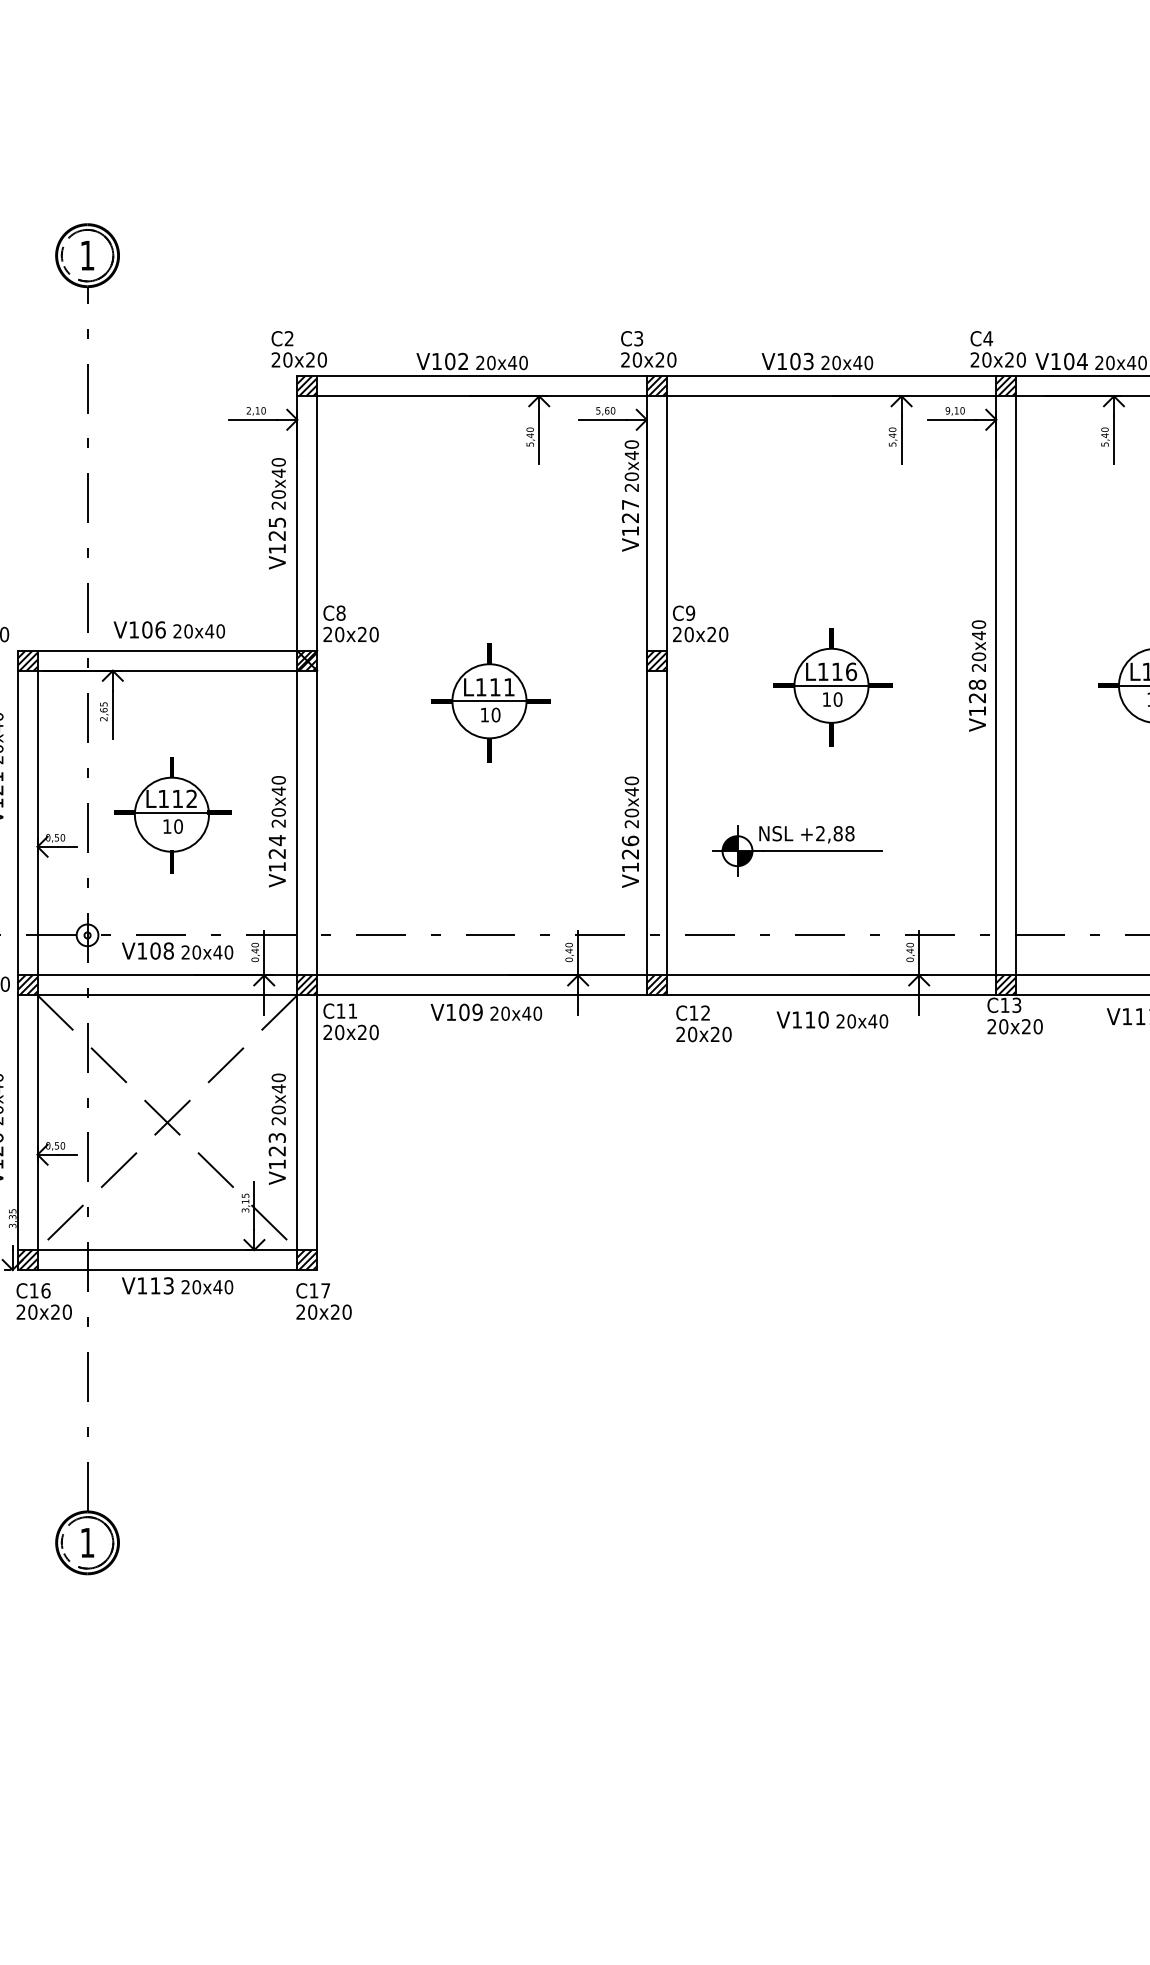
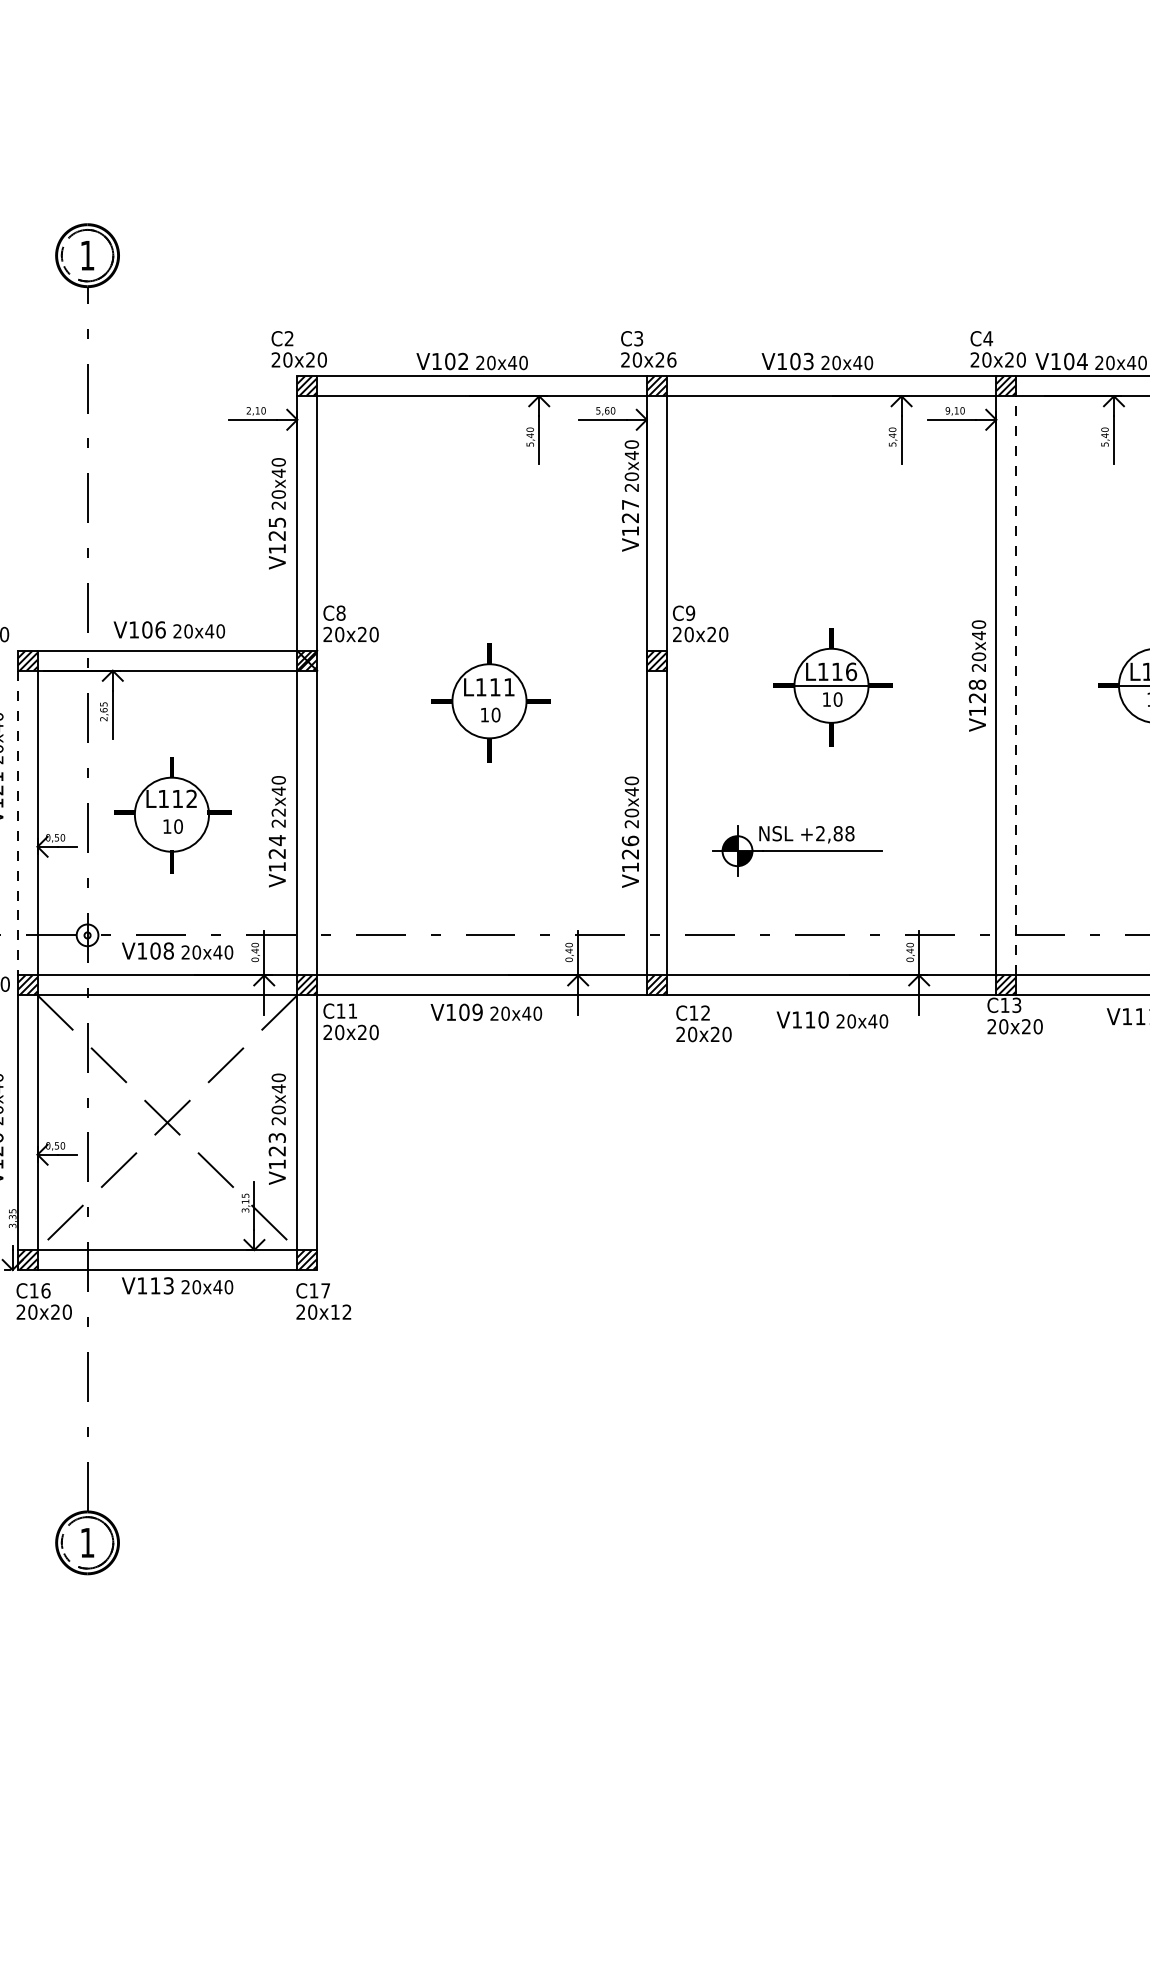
text: 20x20 -> 20x26 (671, 359)
line: solid -> dashed (1016, 685)
line: present -> none (489, 701)
line: present -> none (171, 812)
text: 20x40 -> 22x40 (278, 812)
line: solid -> dashed (17, 823)
text: 20x20 -> 20x12 (340, 1311)
